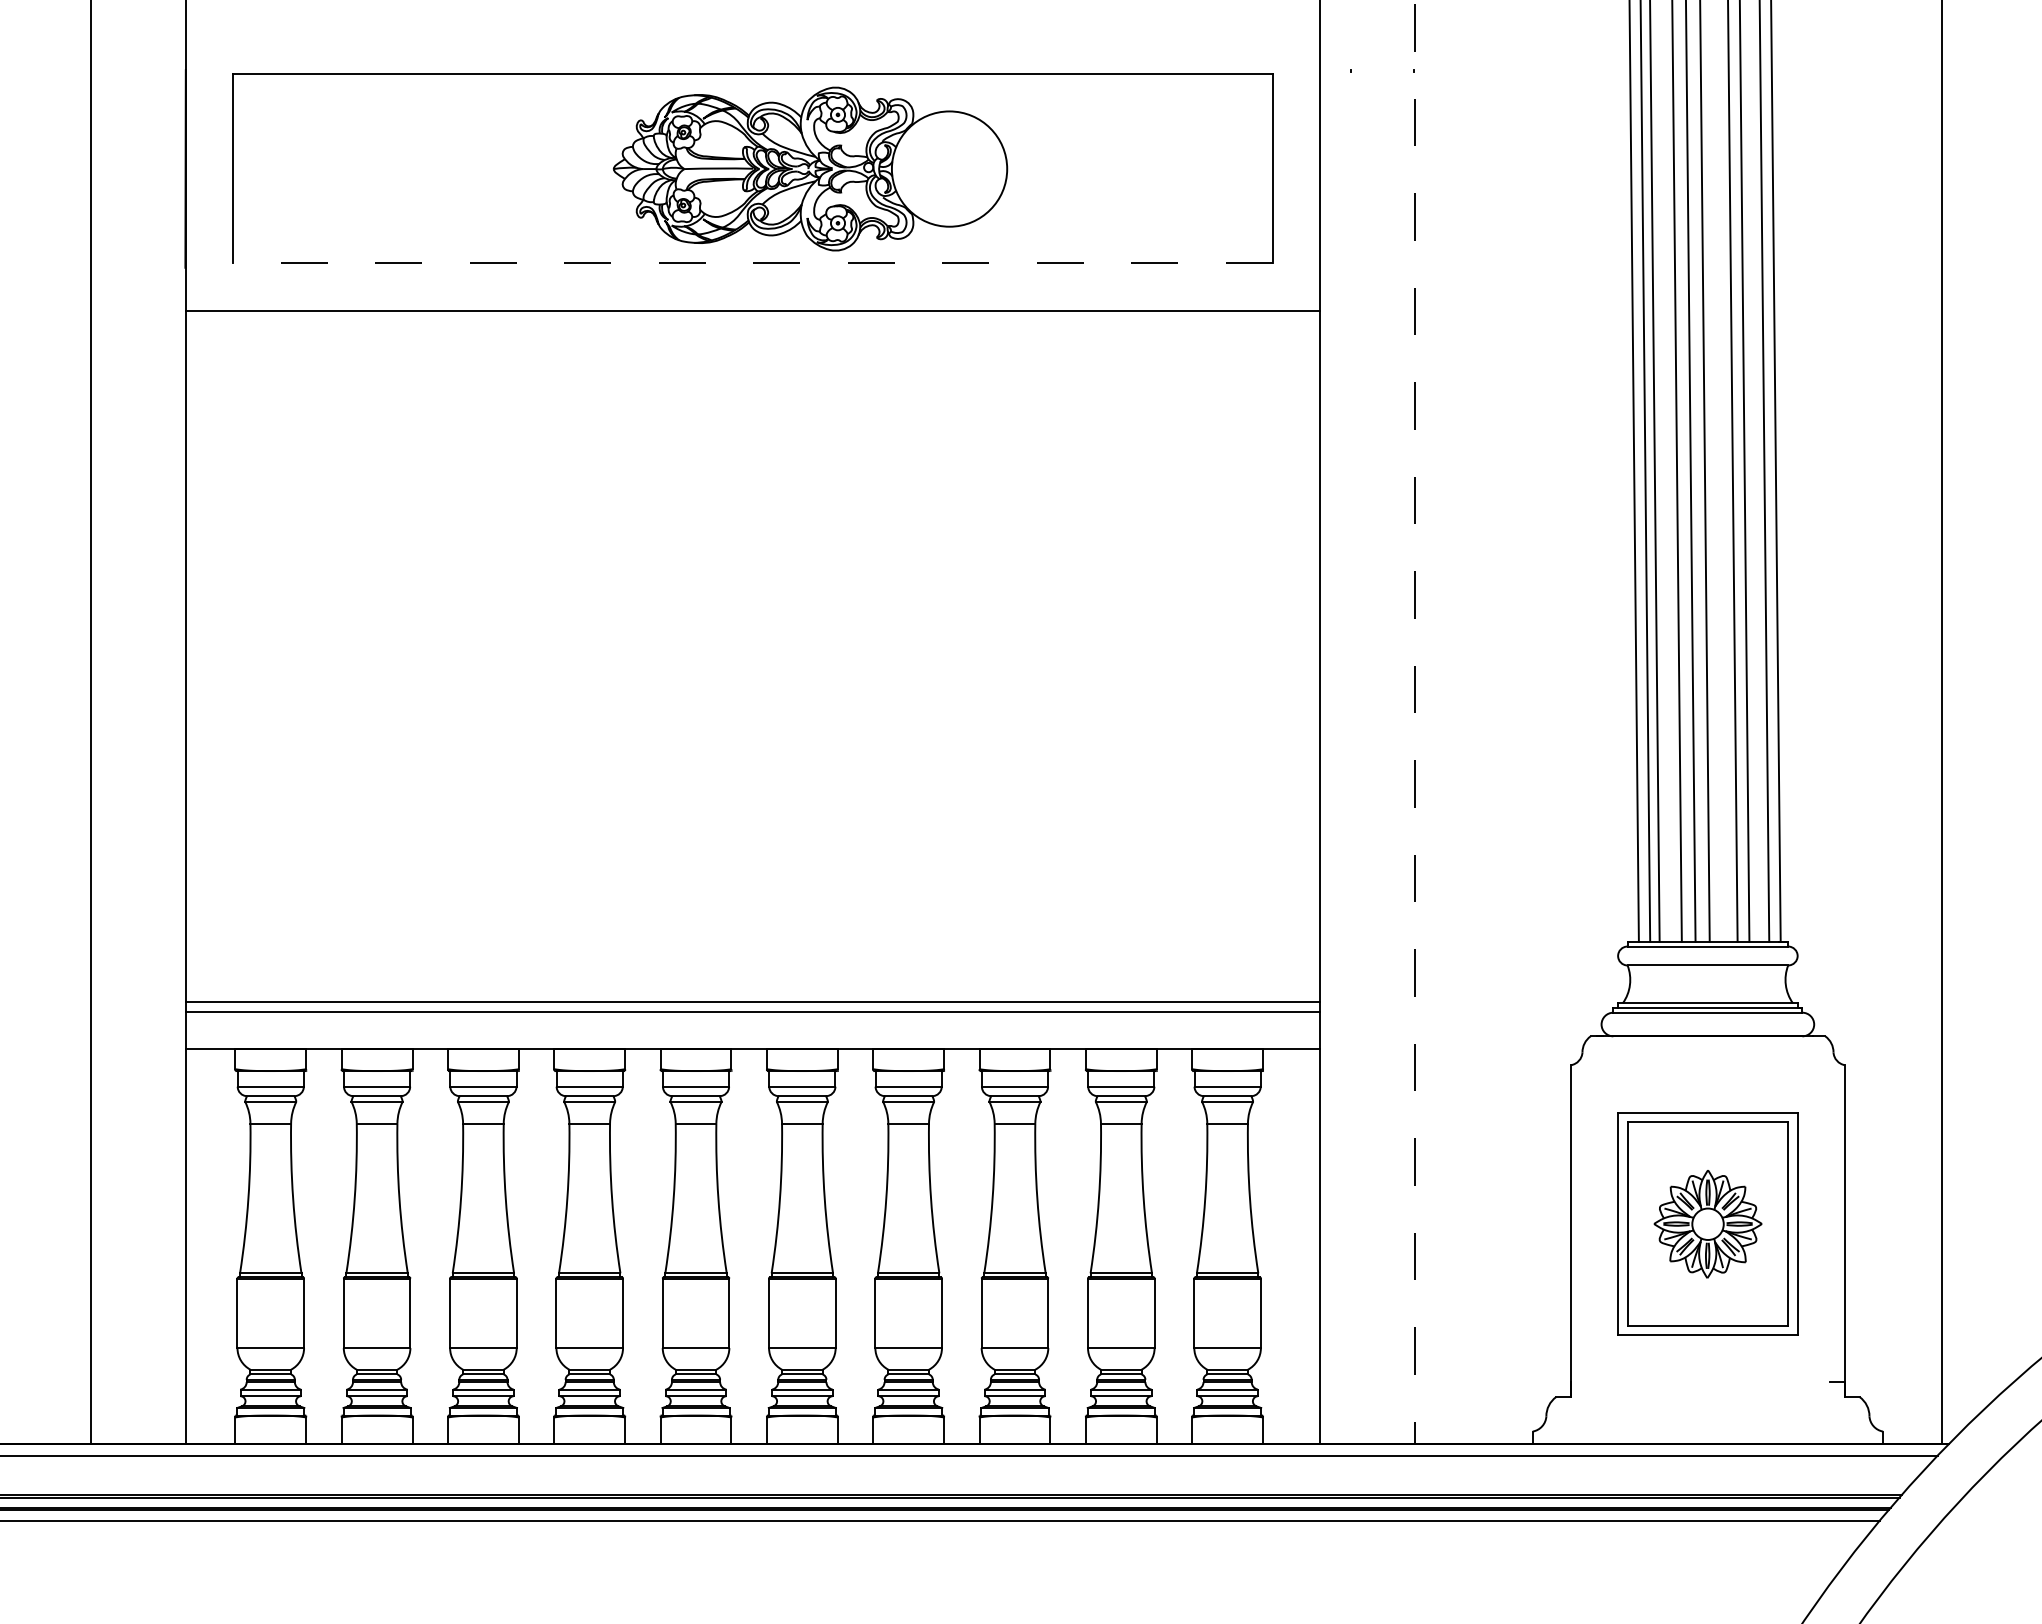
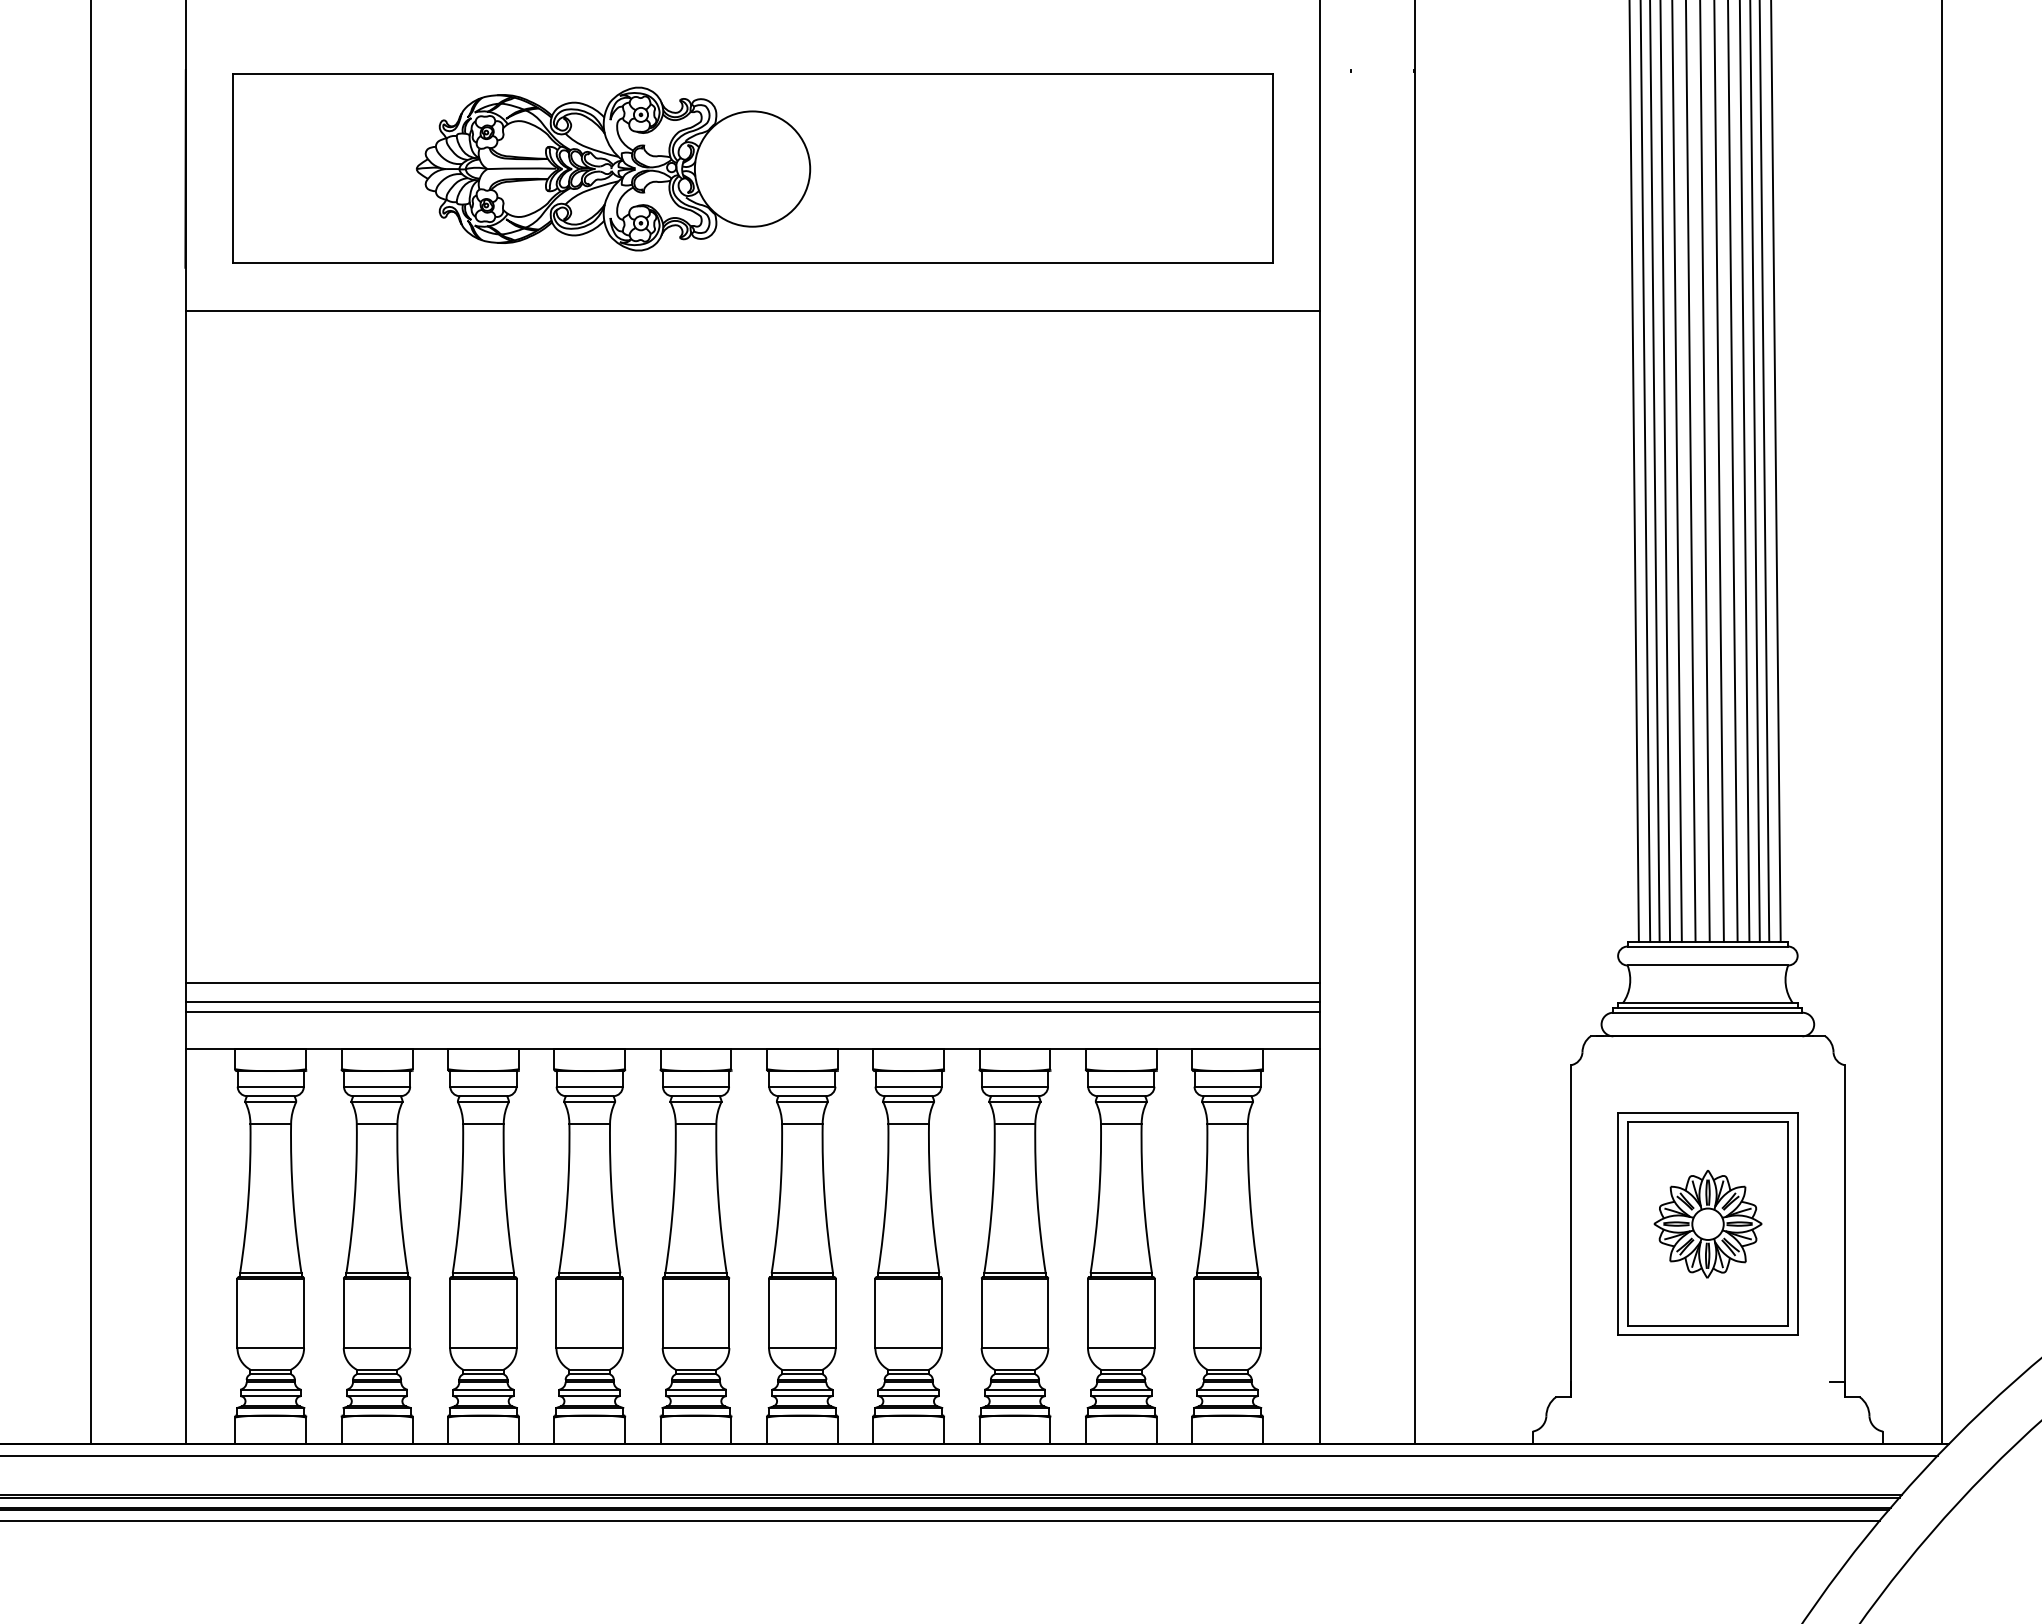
part position: (810, 168) -> (613, 168) (613, 168)
line: dashed -> solid (752, 263)
line: none -> present (1665, 471)
line: none -> present (1718, 471)
line: none -> present (1754, 471)
line: dashed -> solid (1414, 722)
line: none -> present (752, 983)
